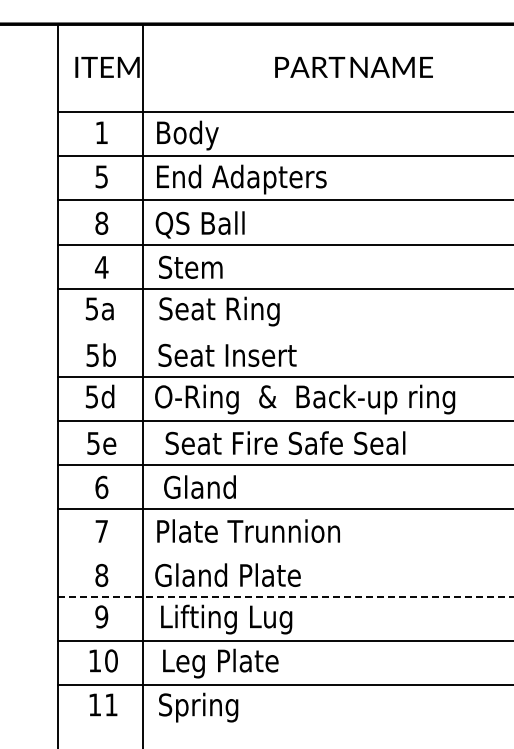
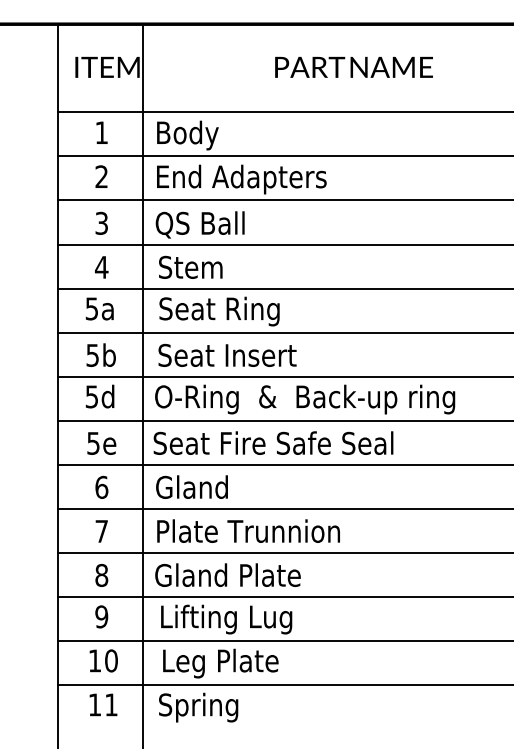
text: 5 -> 2 (101, 176)
text: 8 -> 3 (101, 223)
line: none -> present (284, 332)
text position: (285, 442) -> (273, 442) (273, 442)
text position: (199, 486) -> (191, 486) (191, 486)
line: none -> present (284, 552)
line: dashed -> solid (286, 597)
